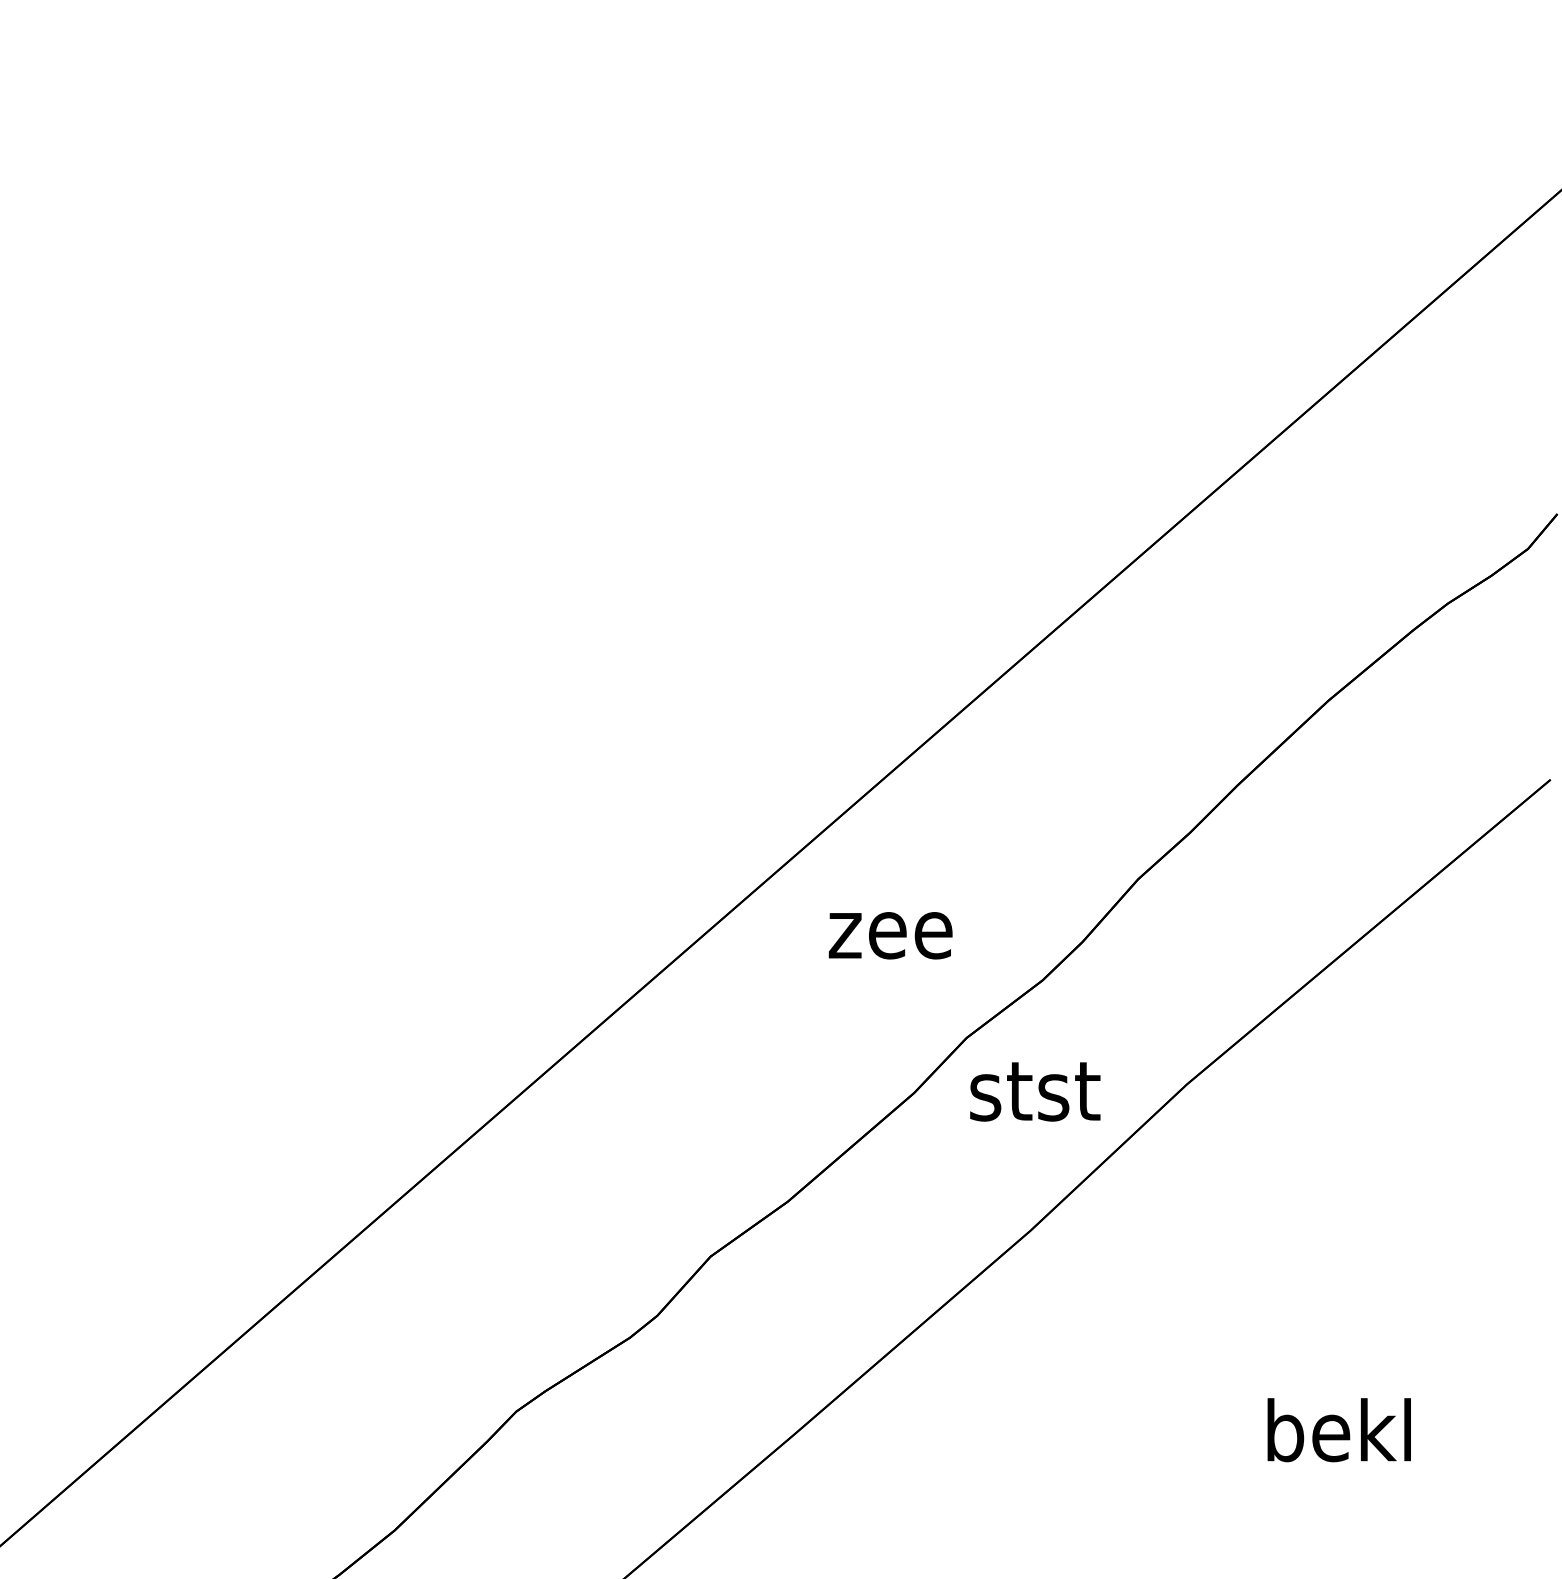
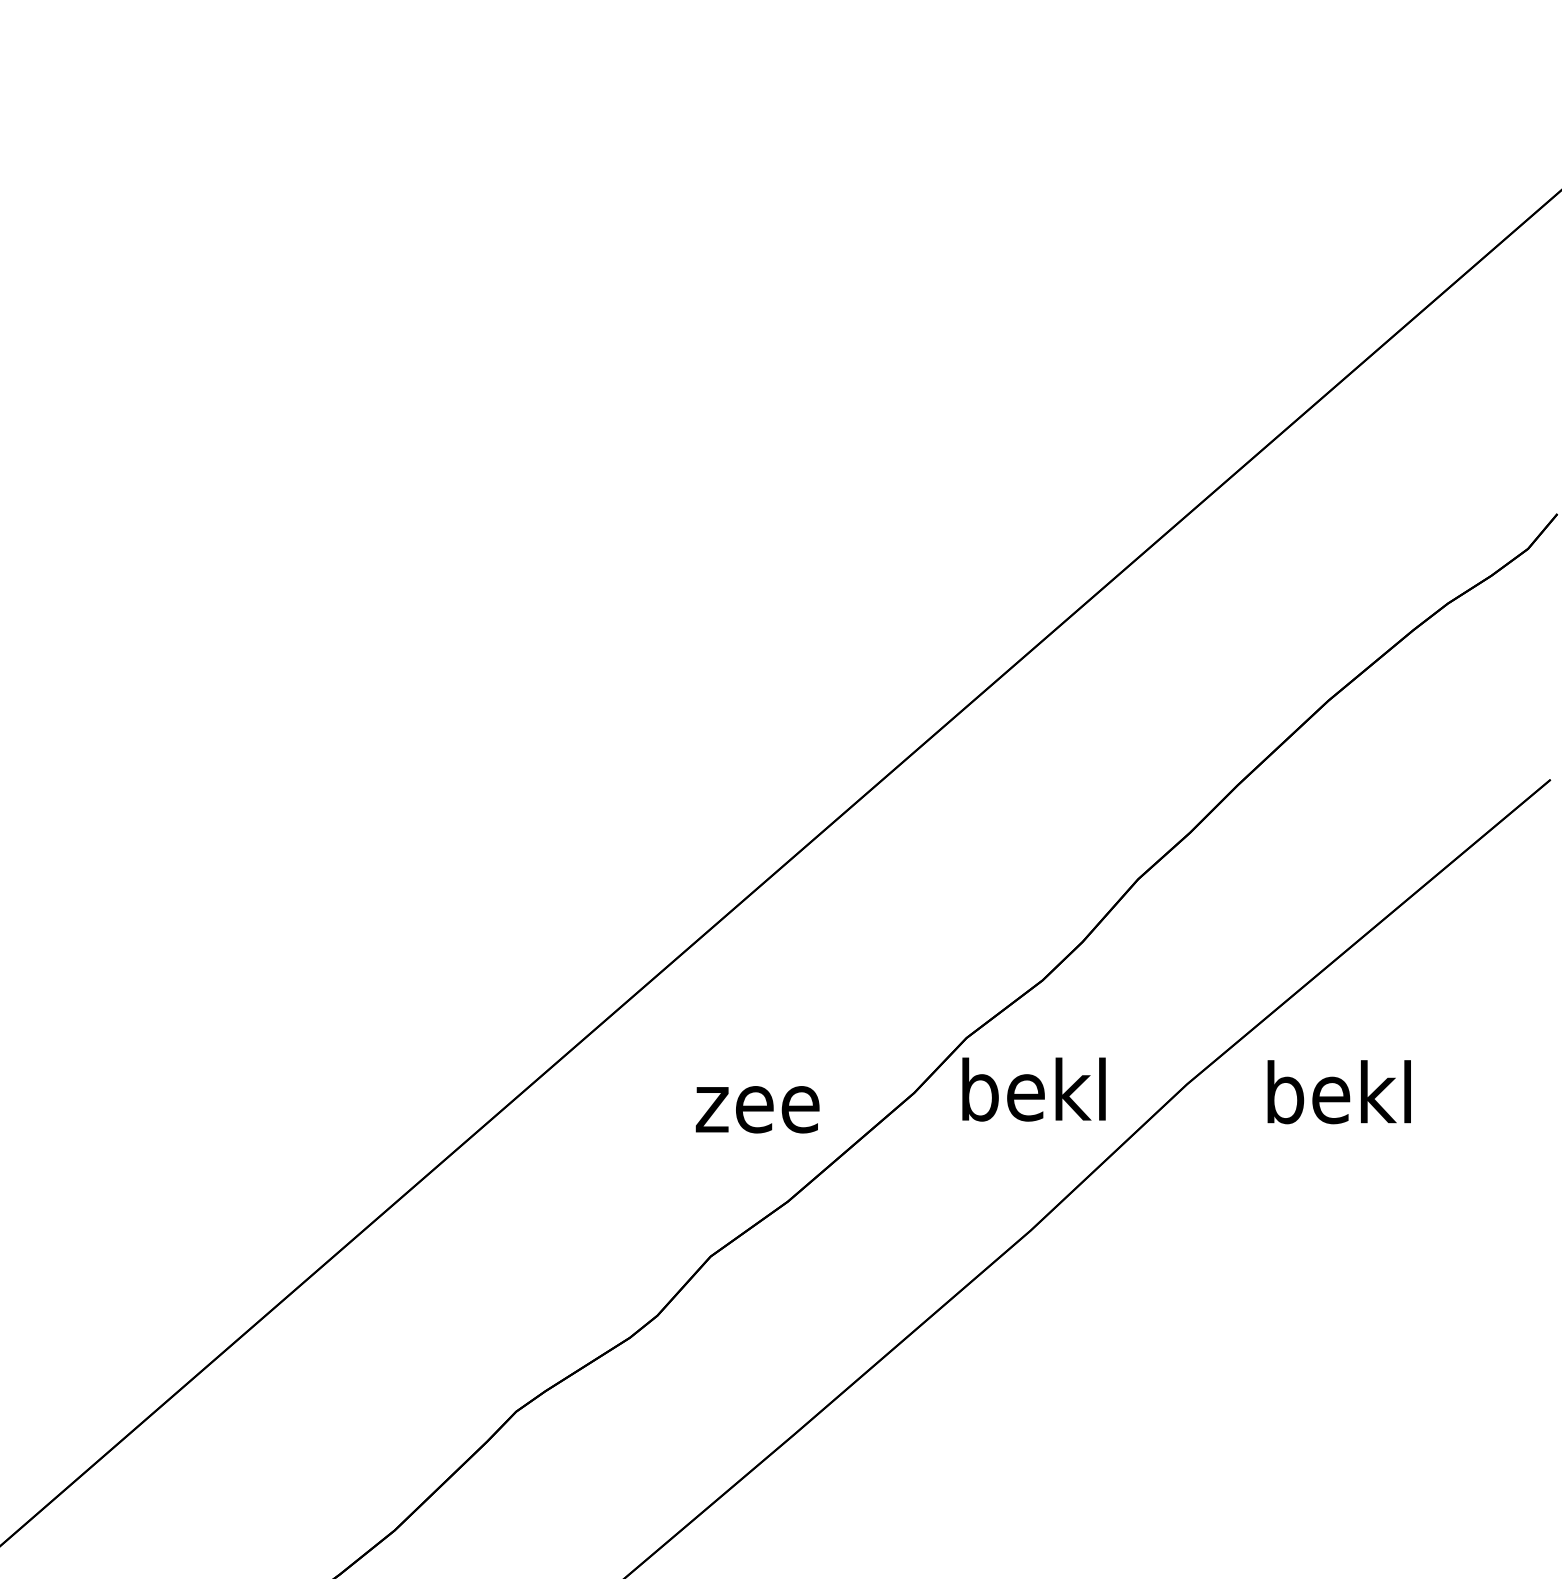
text position: (890, 935) -> (757, 1109) (757, 1109)
text: stst -> bekl (1033, 1089)
text position: (1338, 1430) -> (1338, 1092) (1338, 1092)
